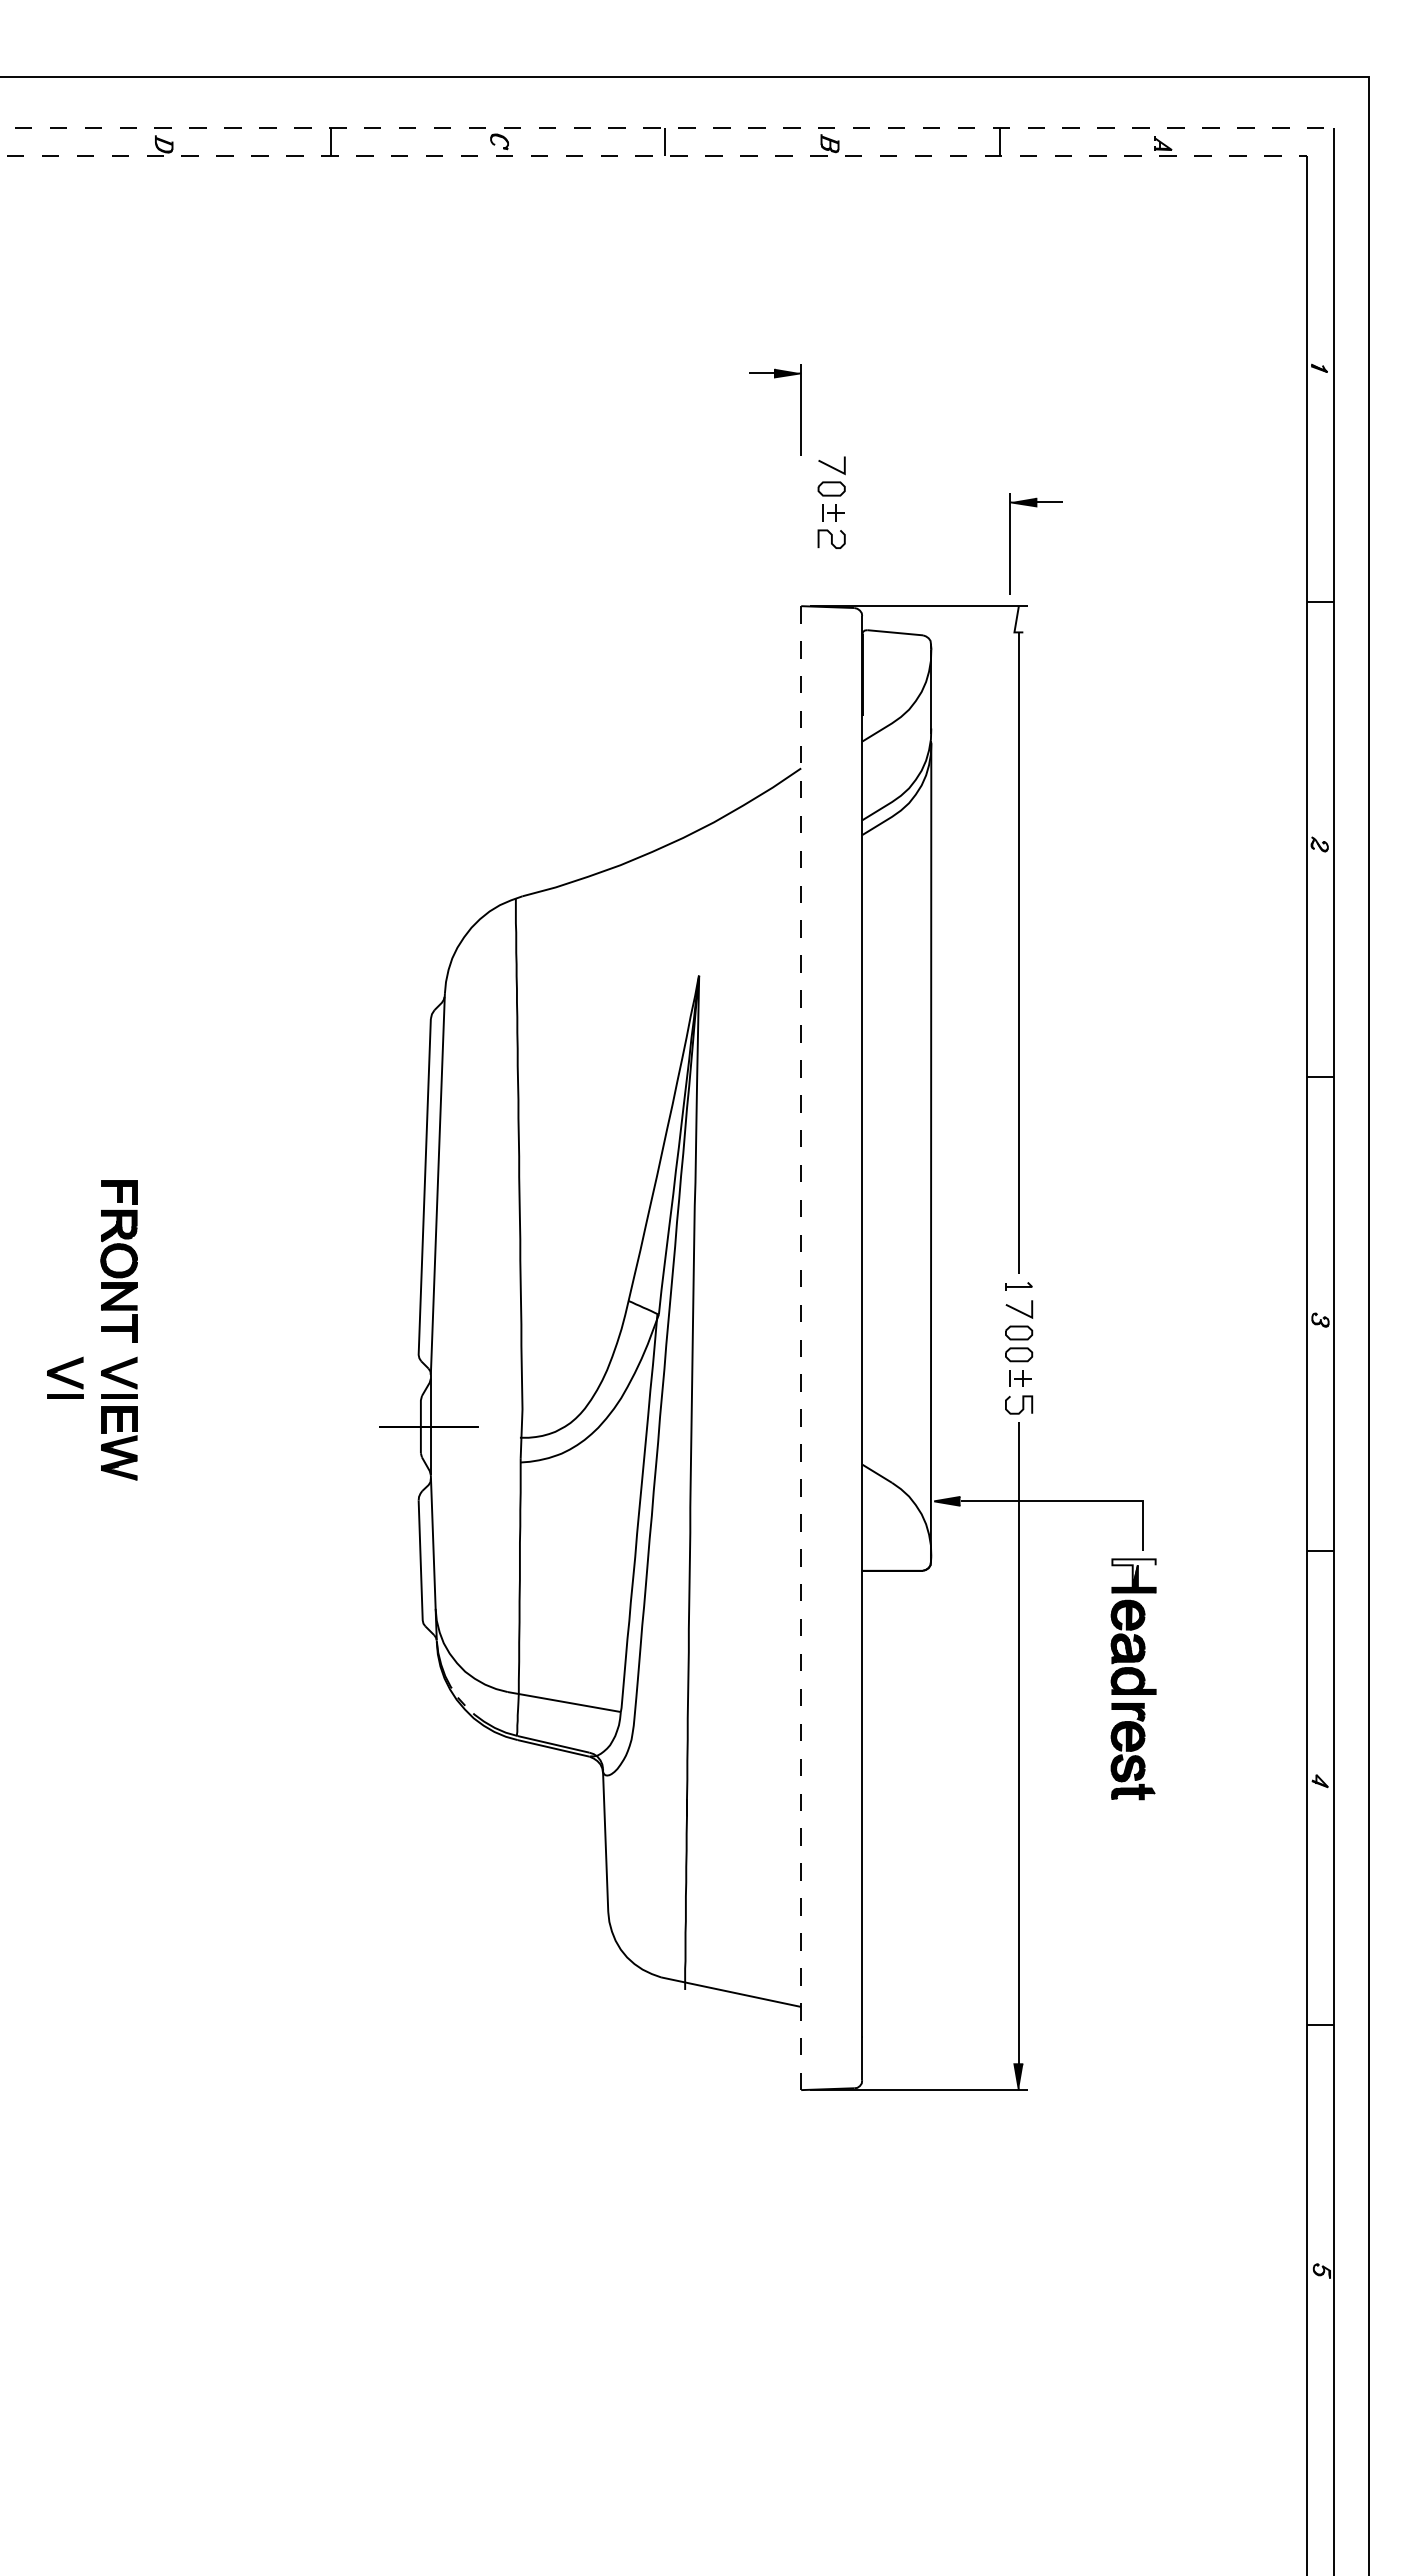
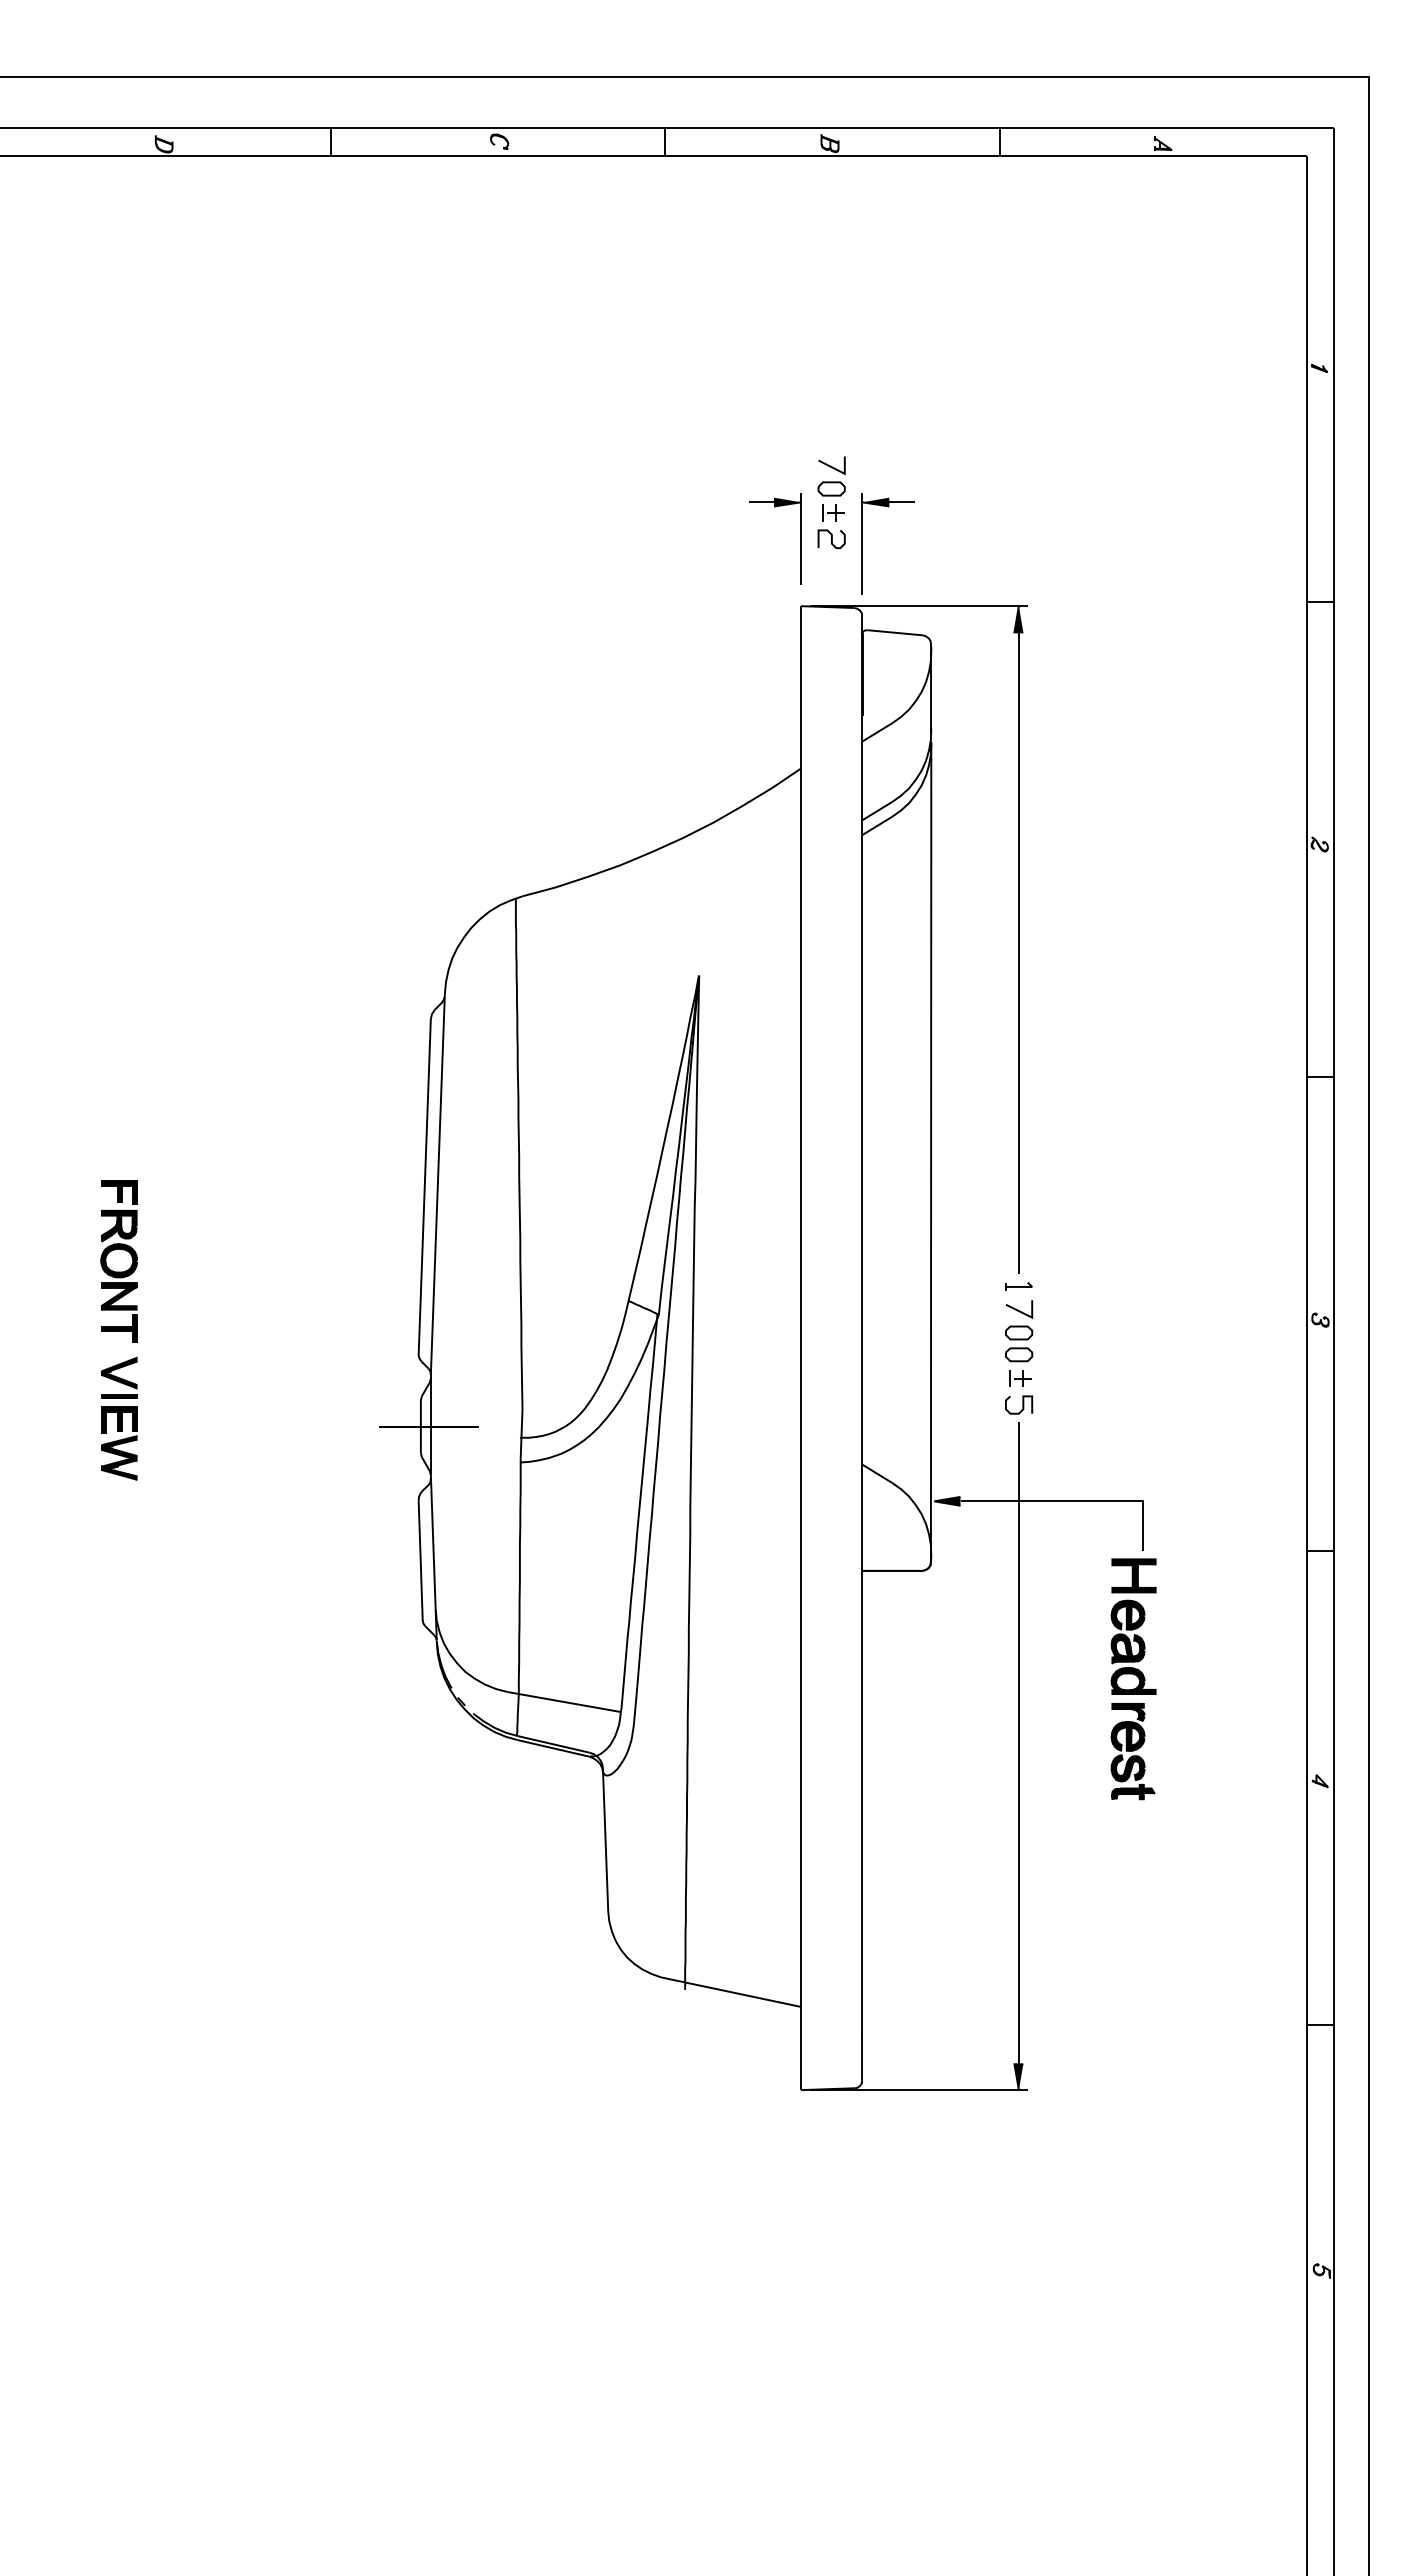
line: dashed -> solid (667, 127)
line: dashed -> solid (654, 155)
part position: (800, 409) -> (800, 538) (800, 538)
part position: (1010, 543) -> (862, 543) (862, 543)
fill: none -> present (1018, 619)
line: dashed -> solid (801, 1348)
part: present -> none (65, 1377)
fill: none -> present (1133, 1573)
